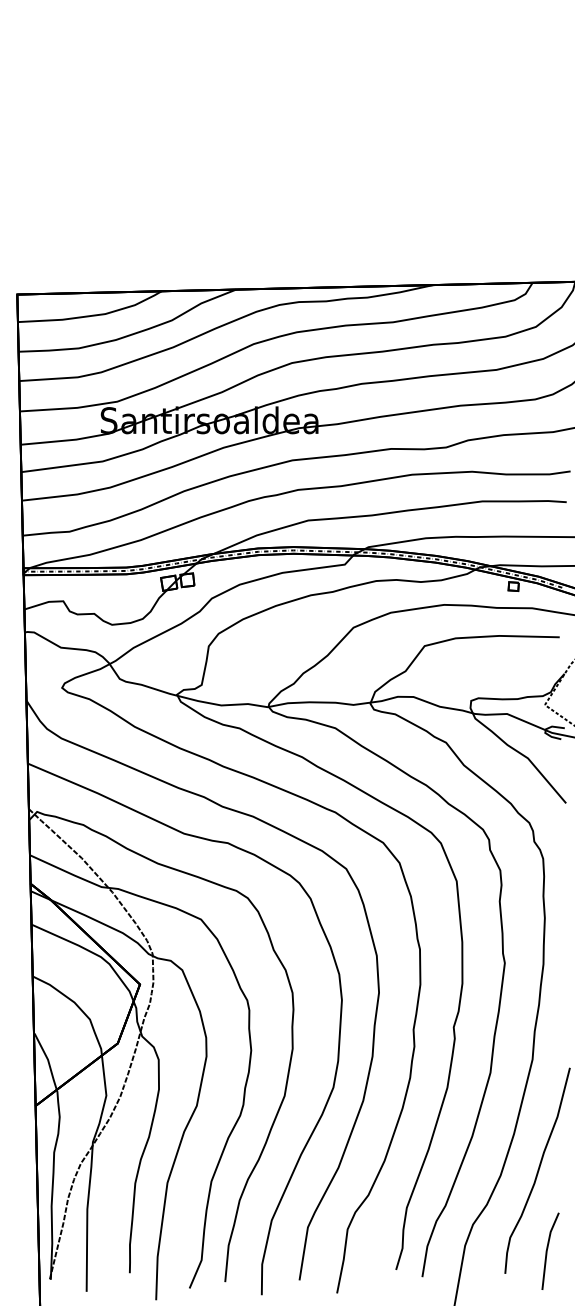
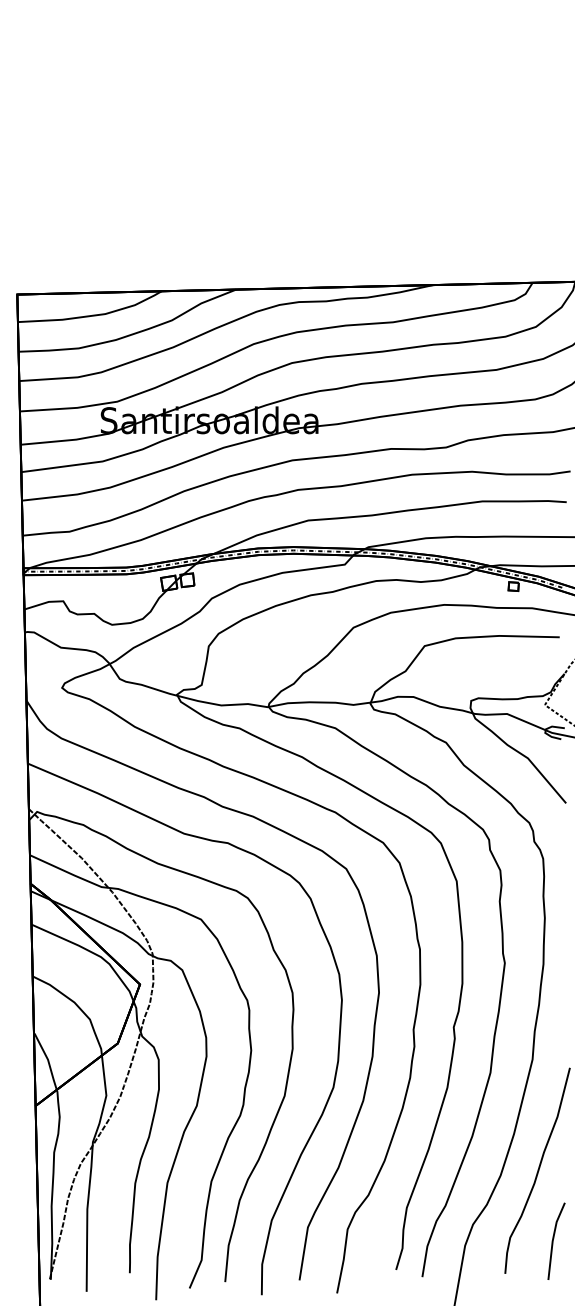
line position: (548, 1248) -> (554, 1238) (554, 1238)
